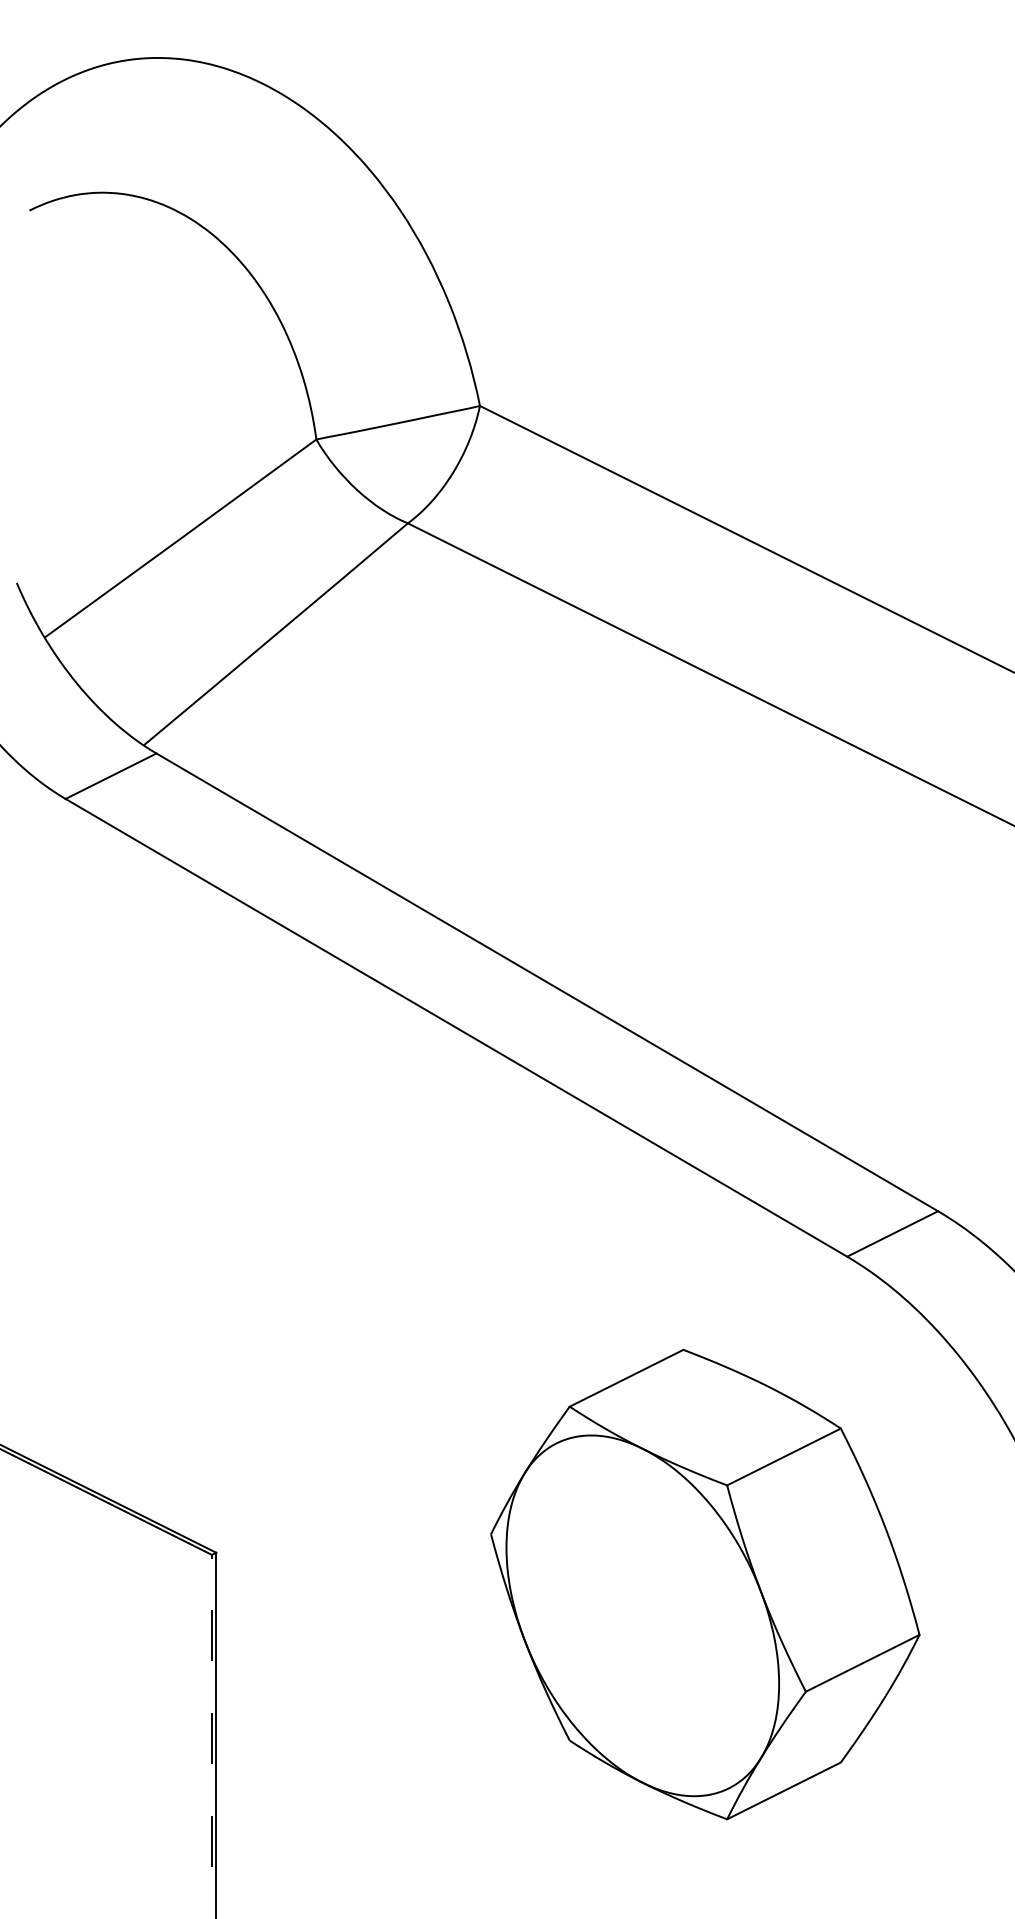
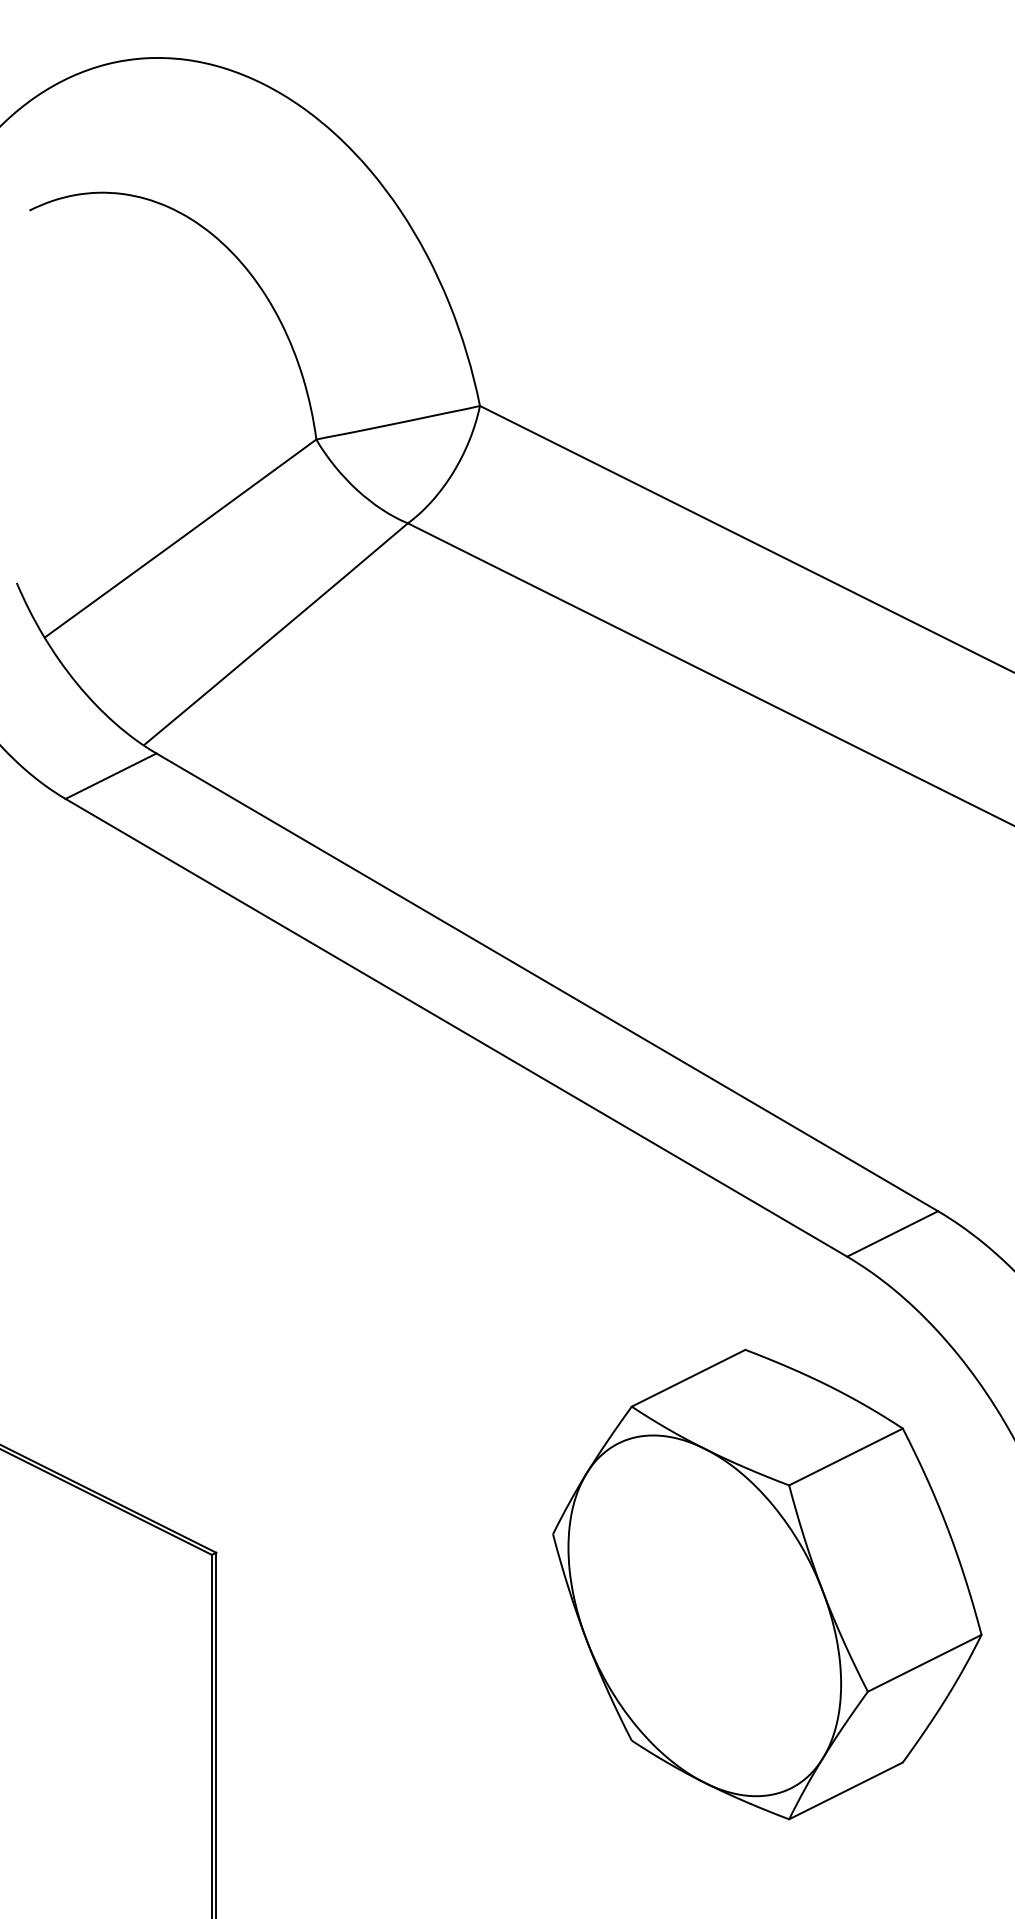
part position: (705, 1584) -> (767, 1584) (767, 1584)
line: dashed -> solid (211, 1736)
